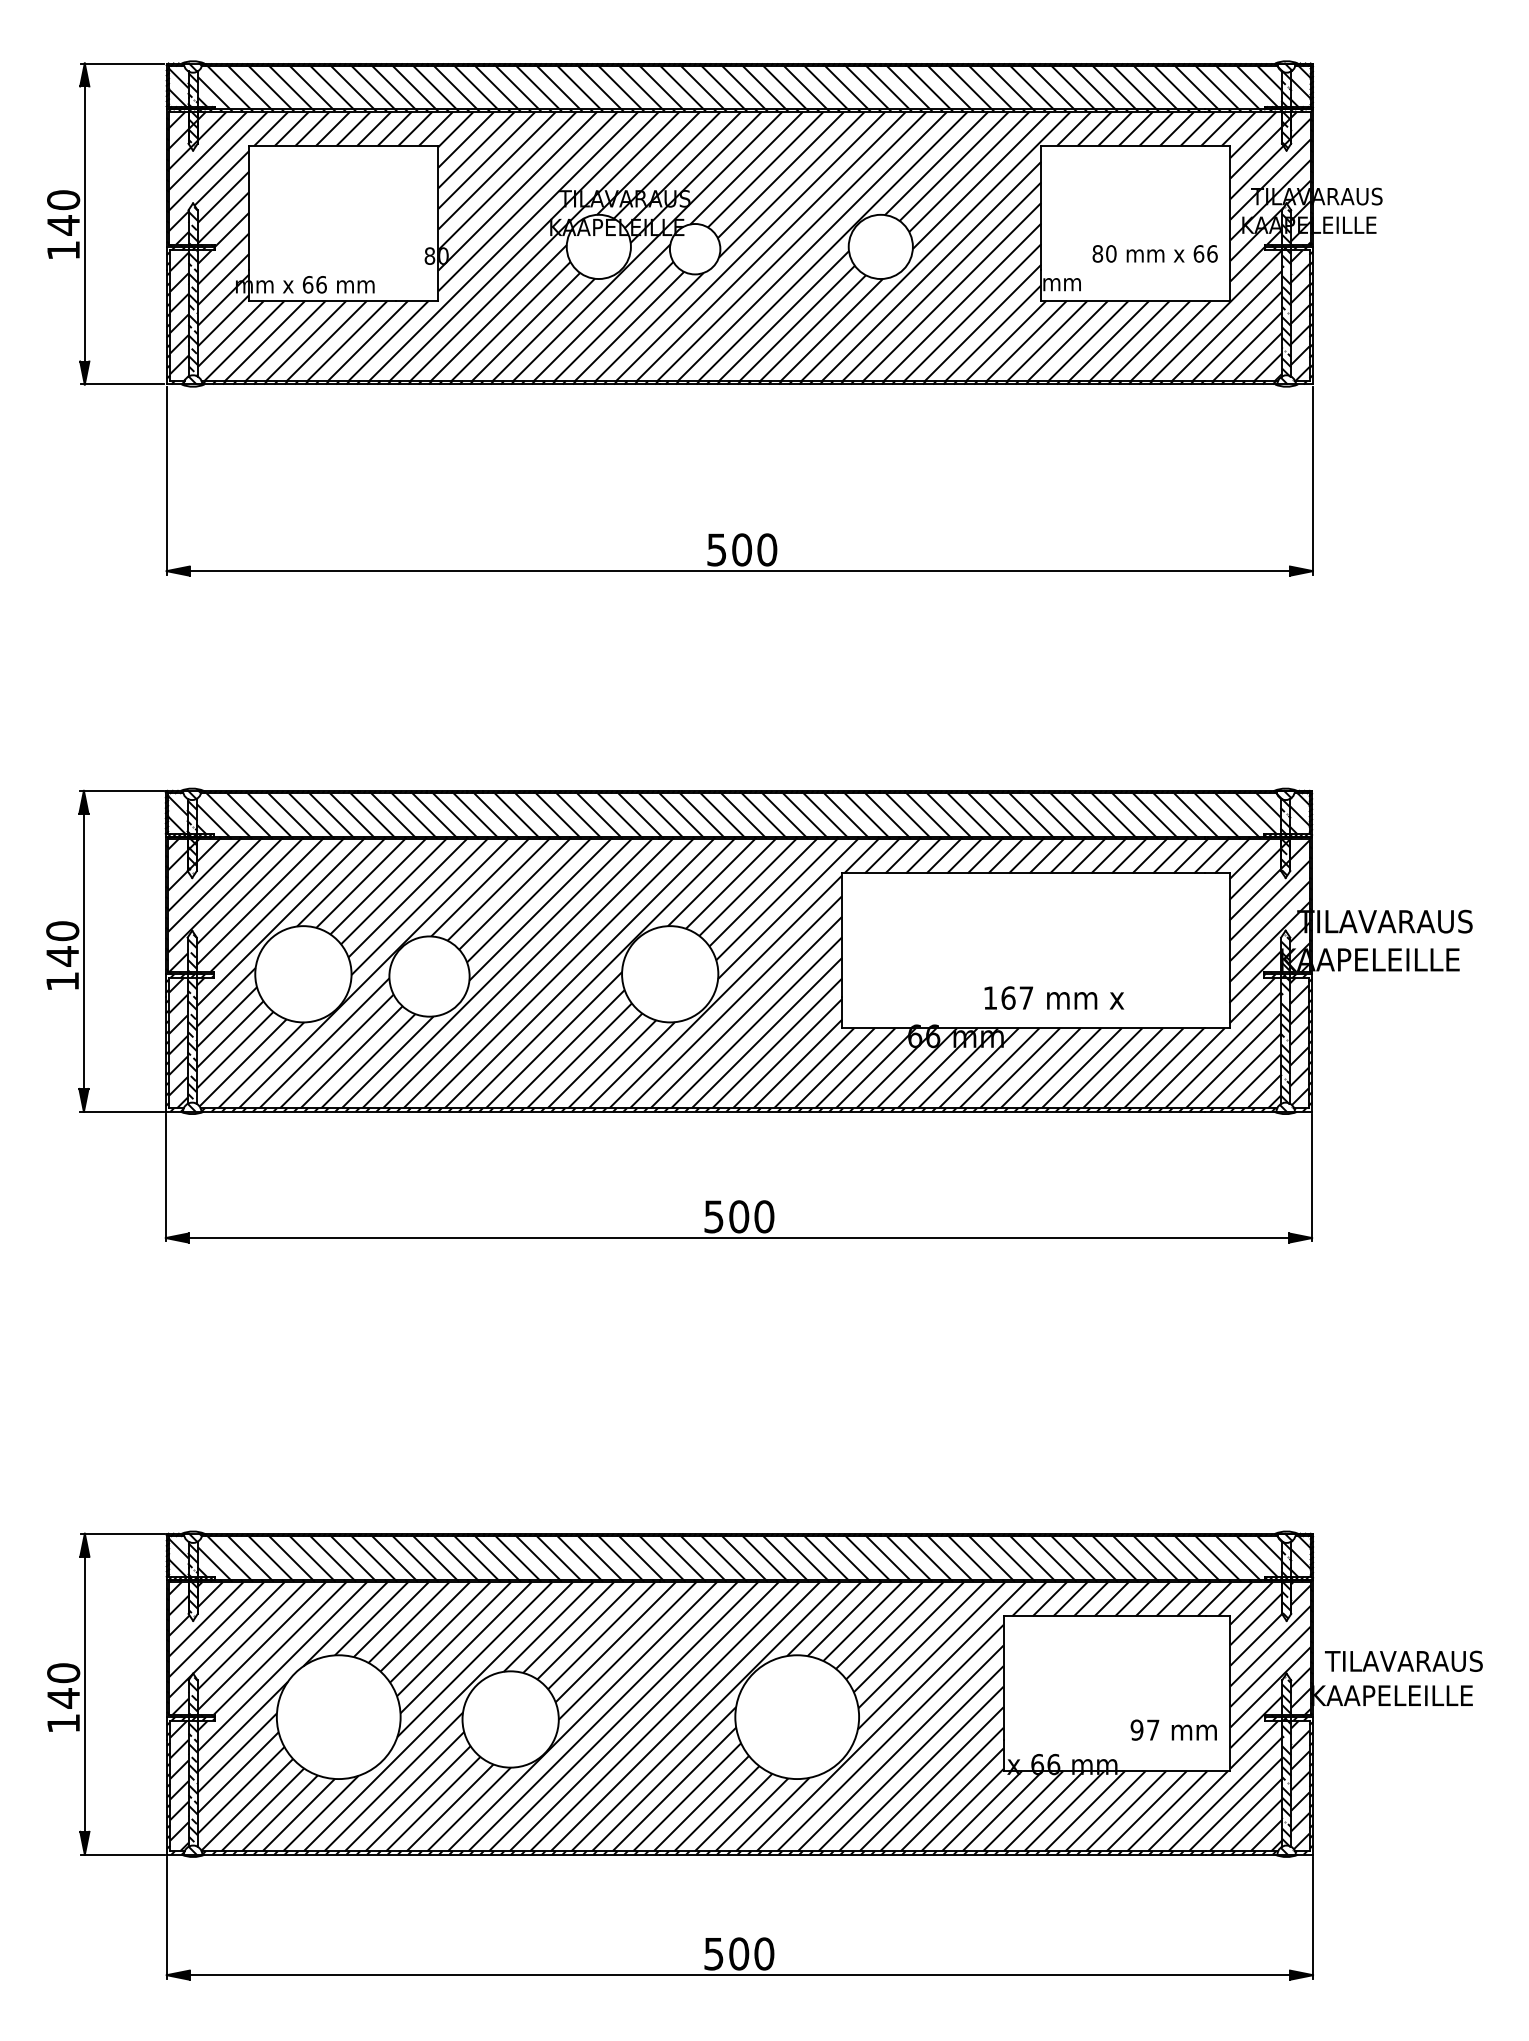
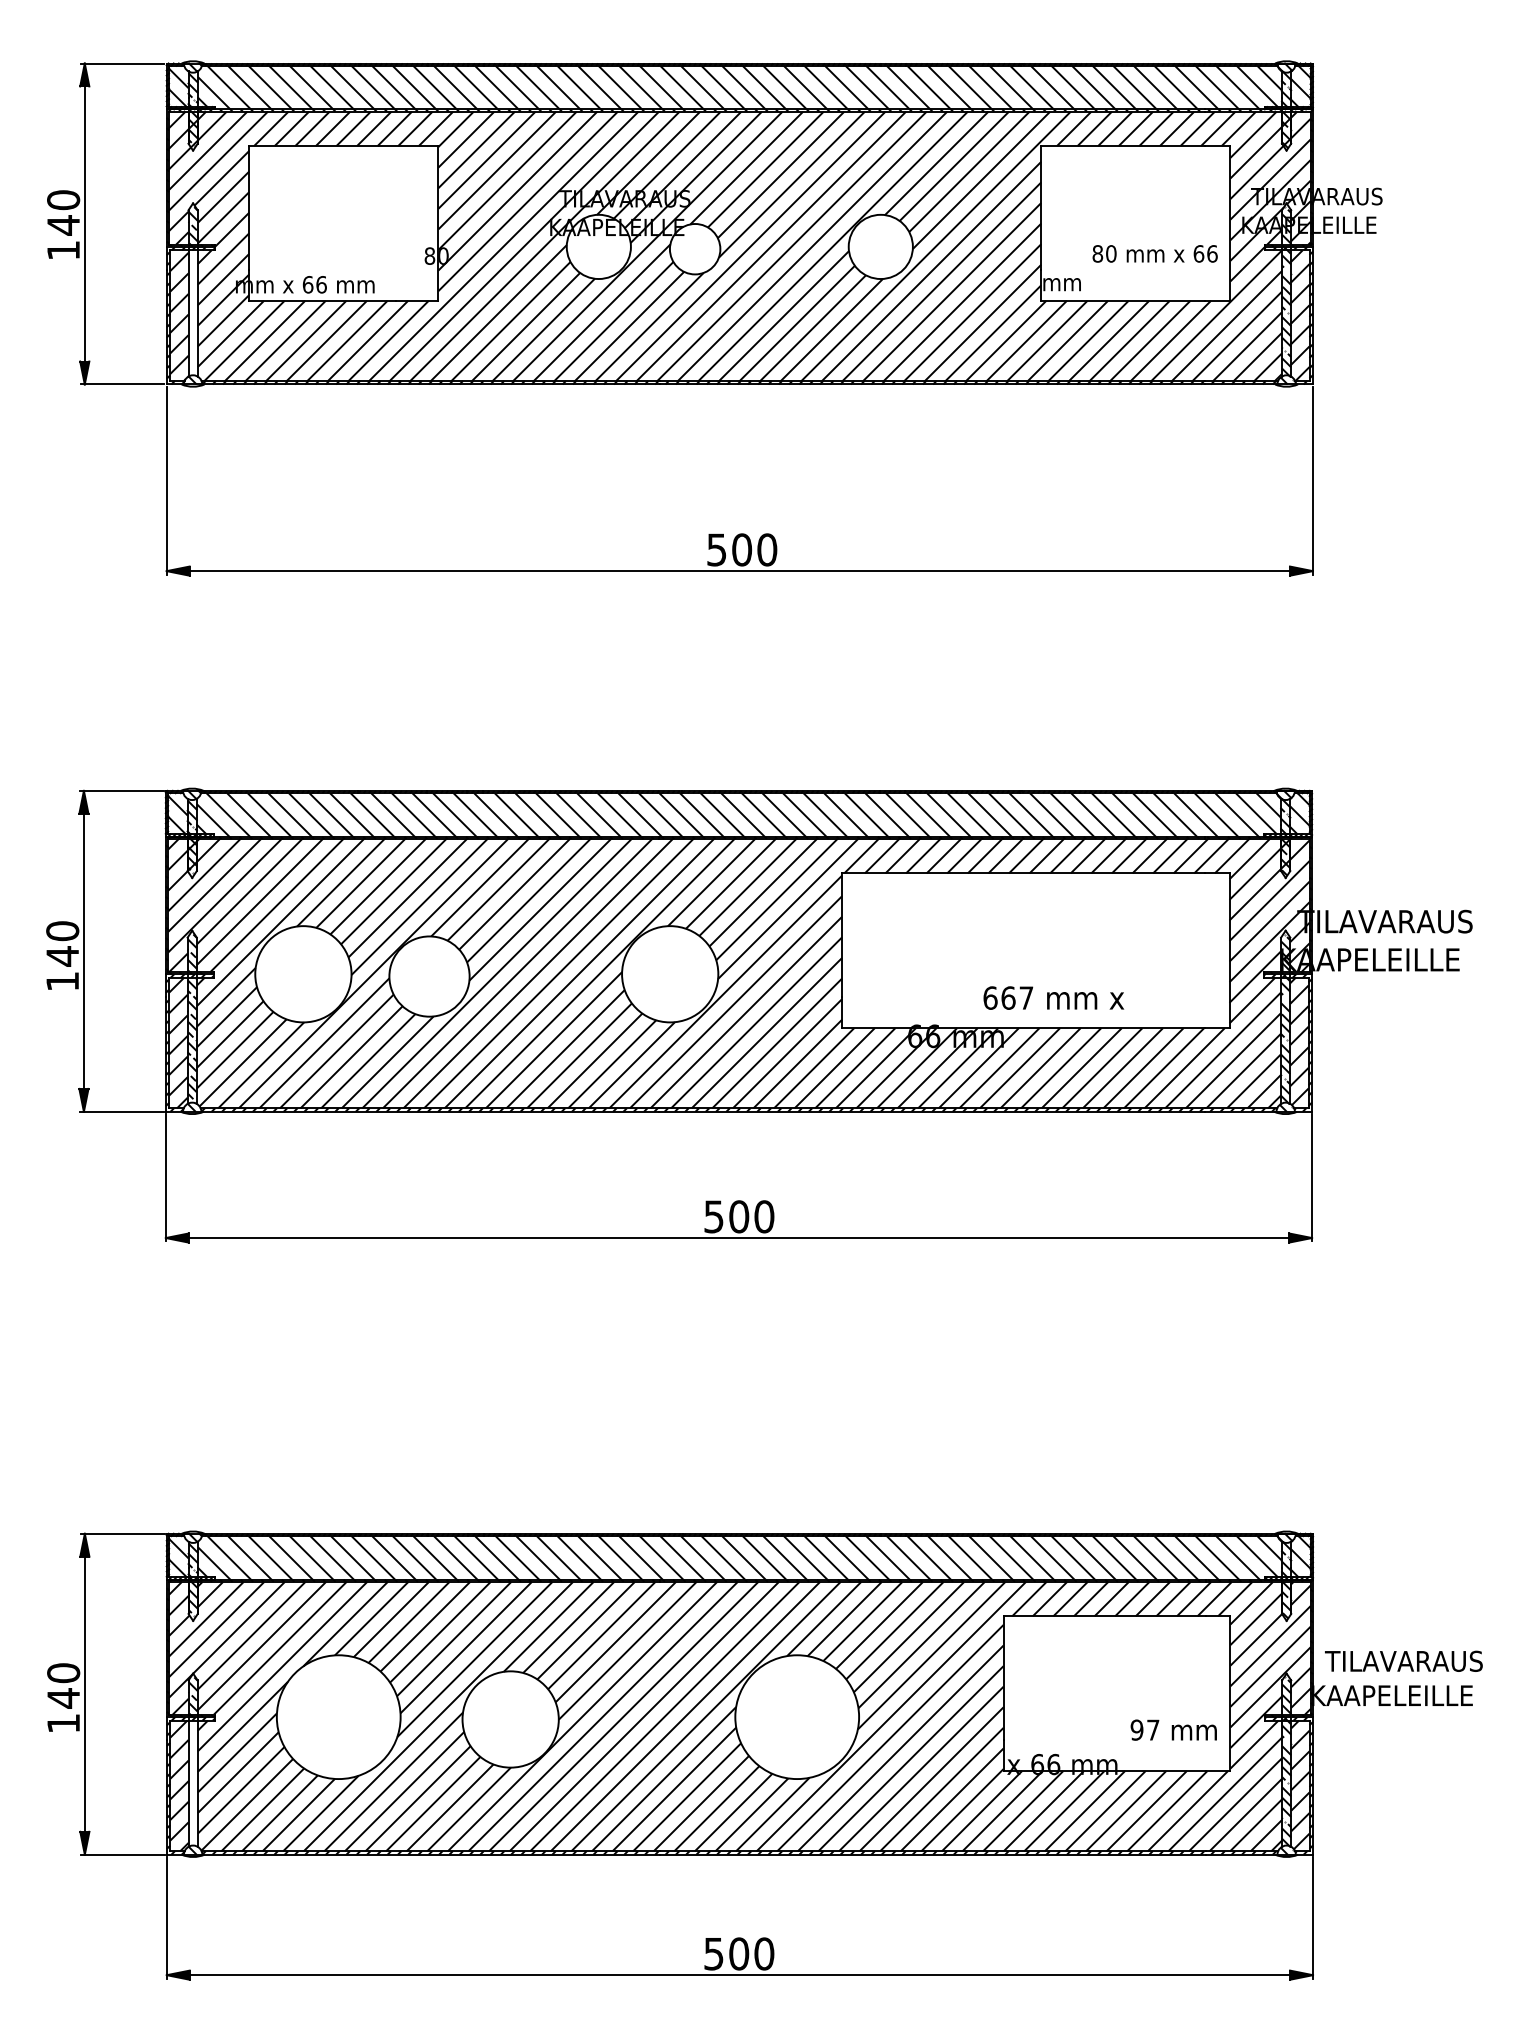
hatch: present -> none (192, 313)
text: 167 -> 667 (990, 997)
hatch: present -> none (192, 1783)
